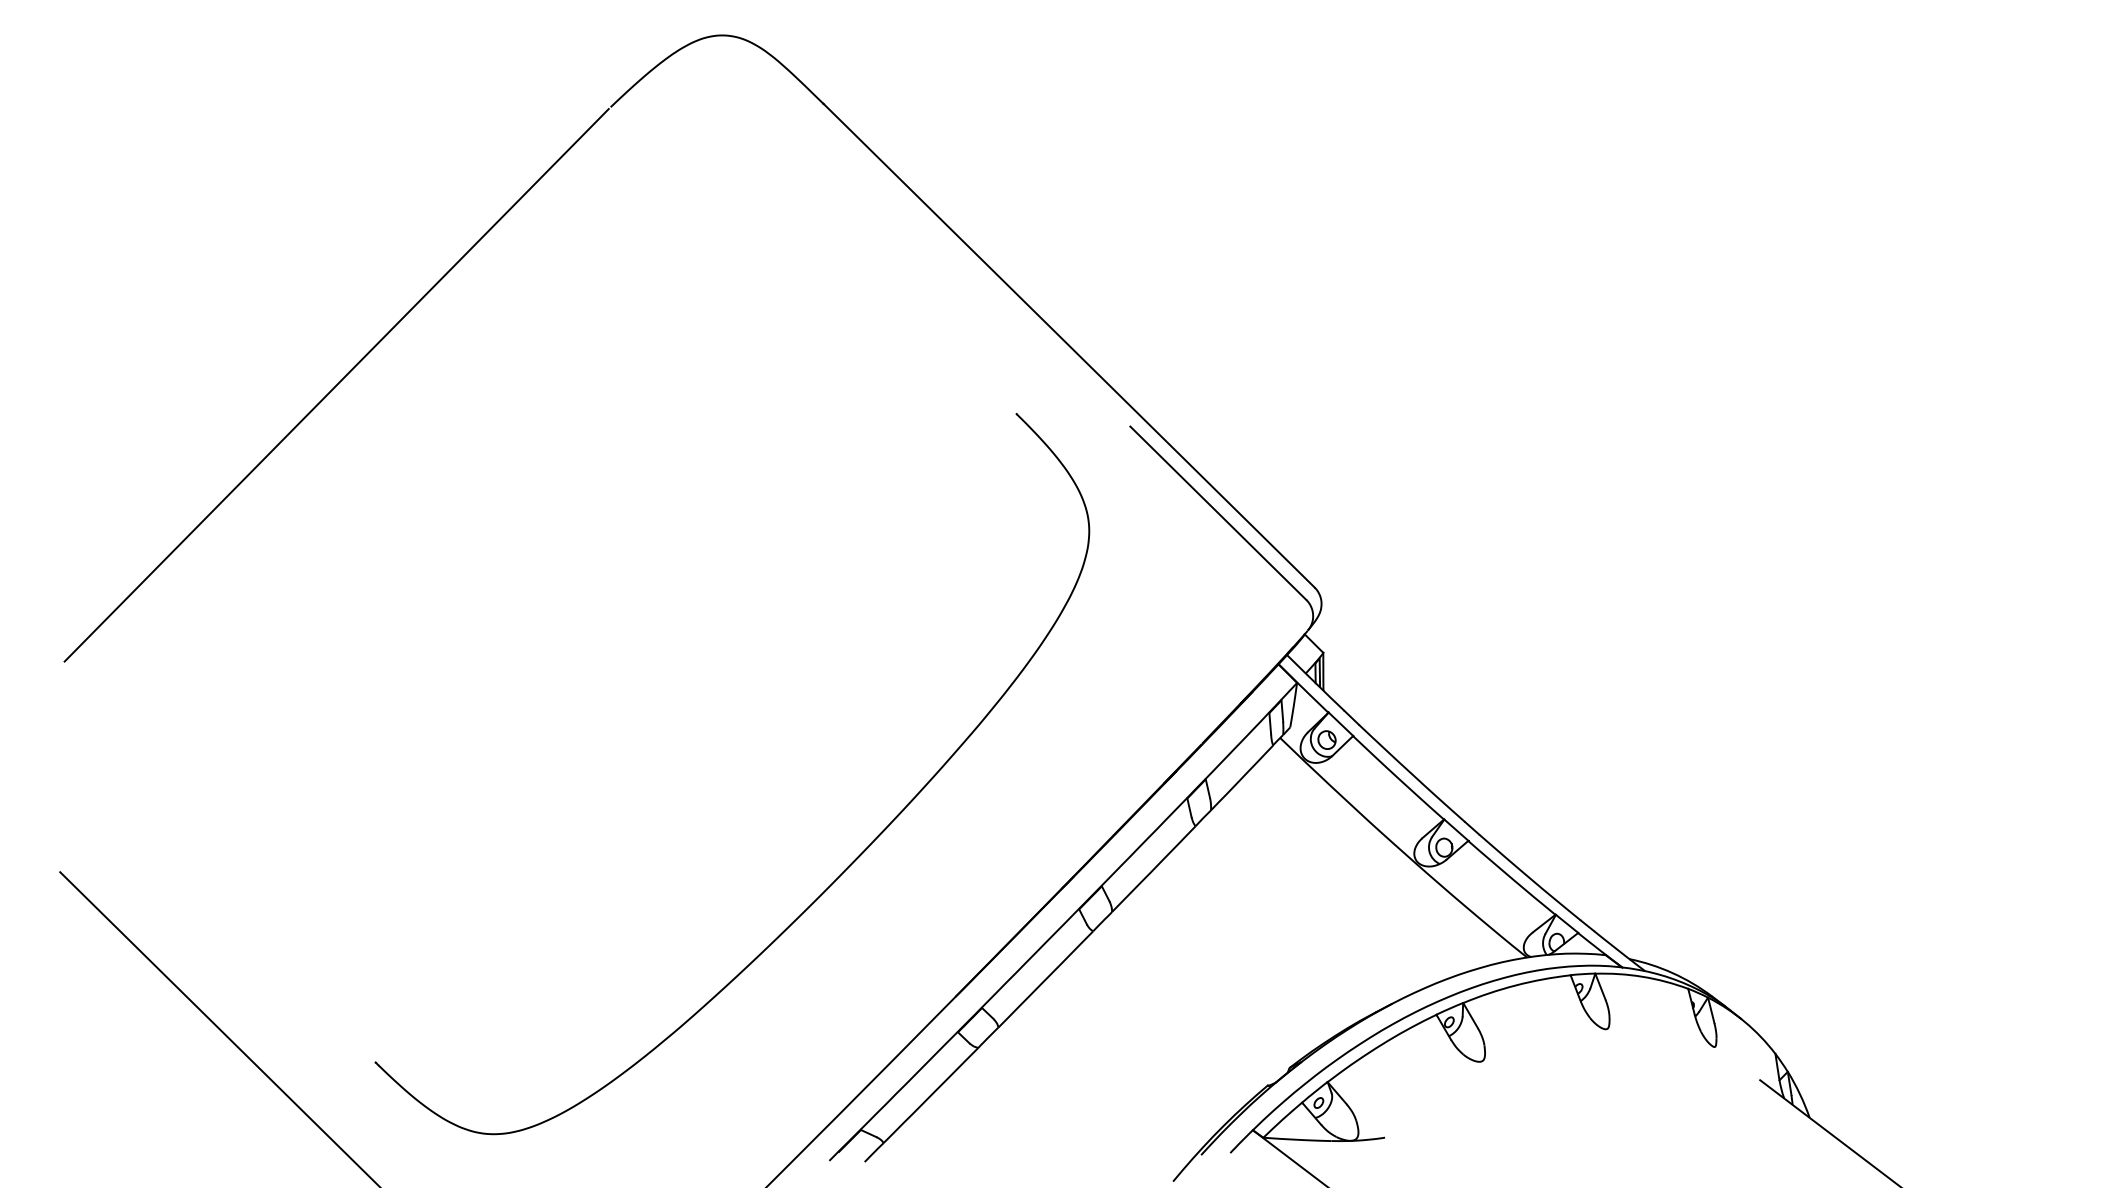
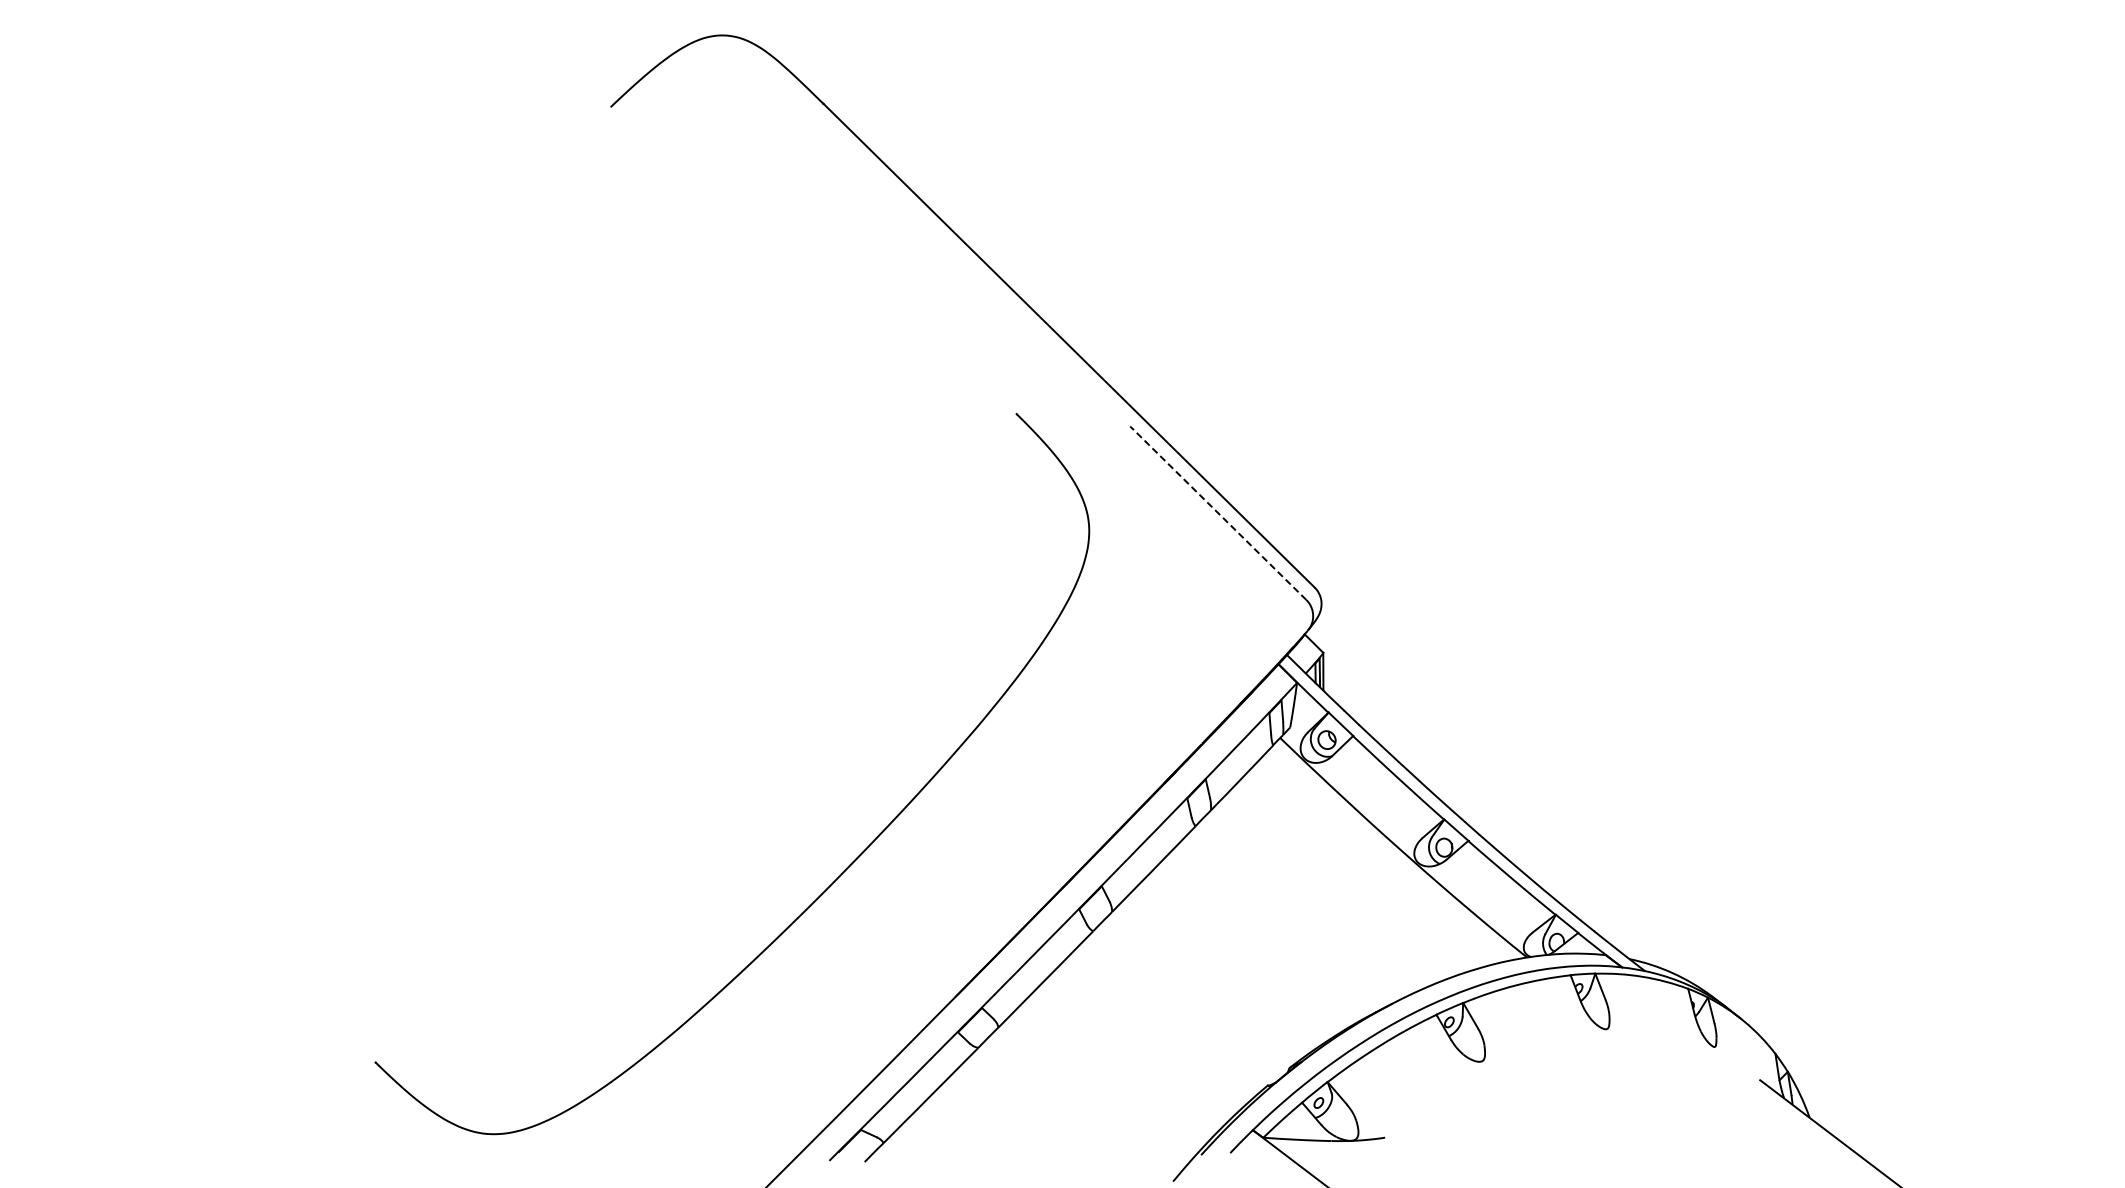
line: present -> none (336, 385)
line: solid -> dashed (1218, 513)
line: present -> none (218, 1028)
